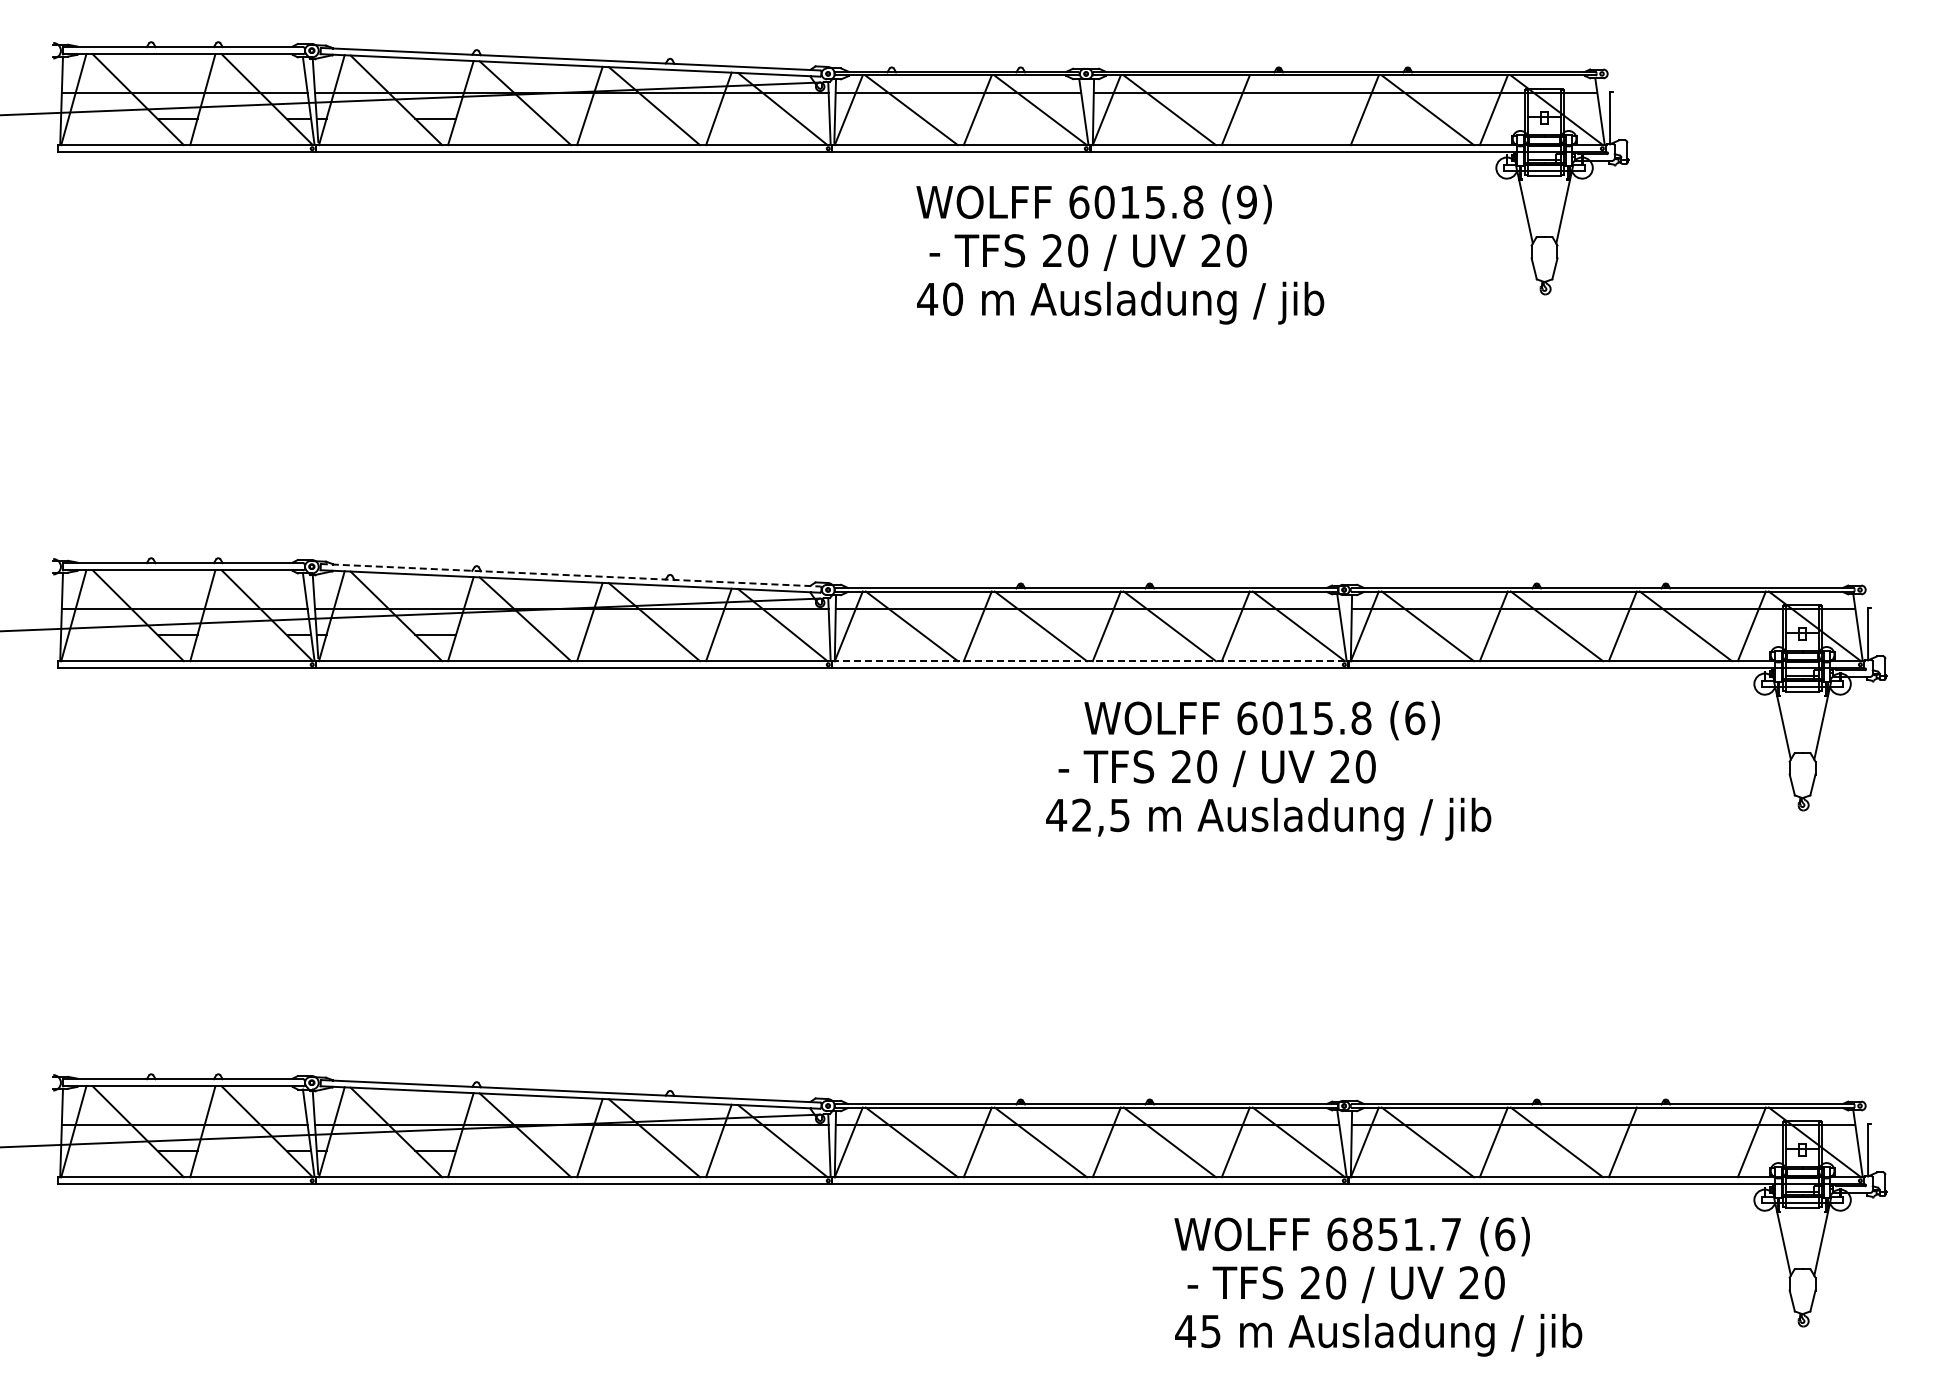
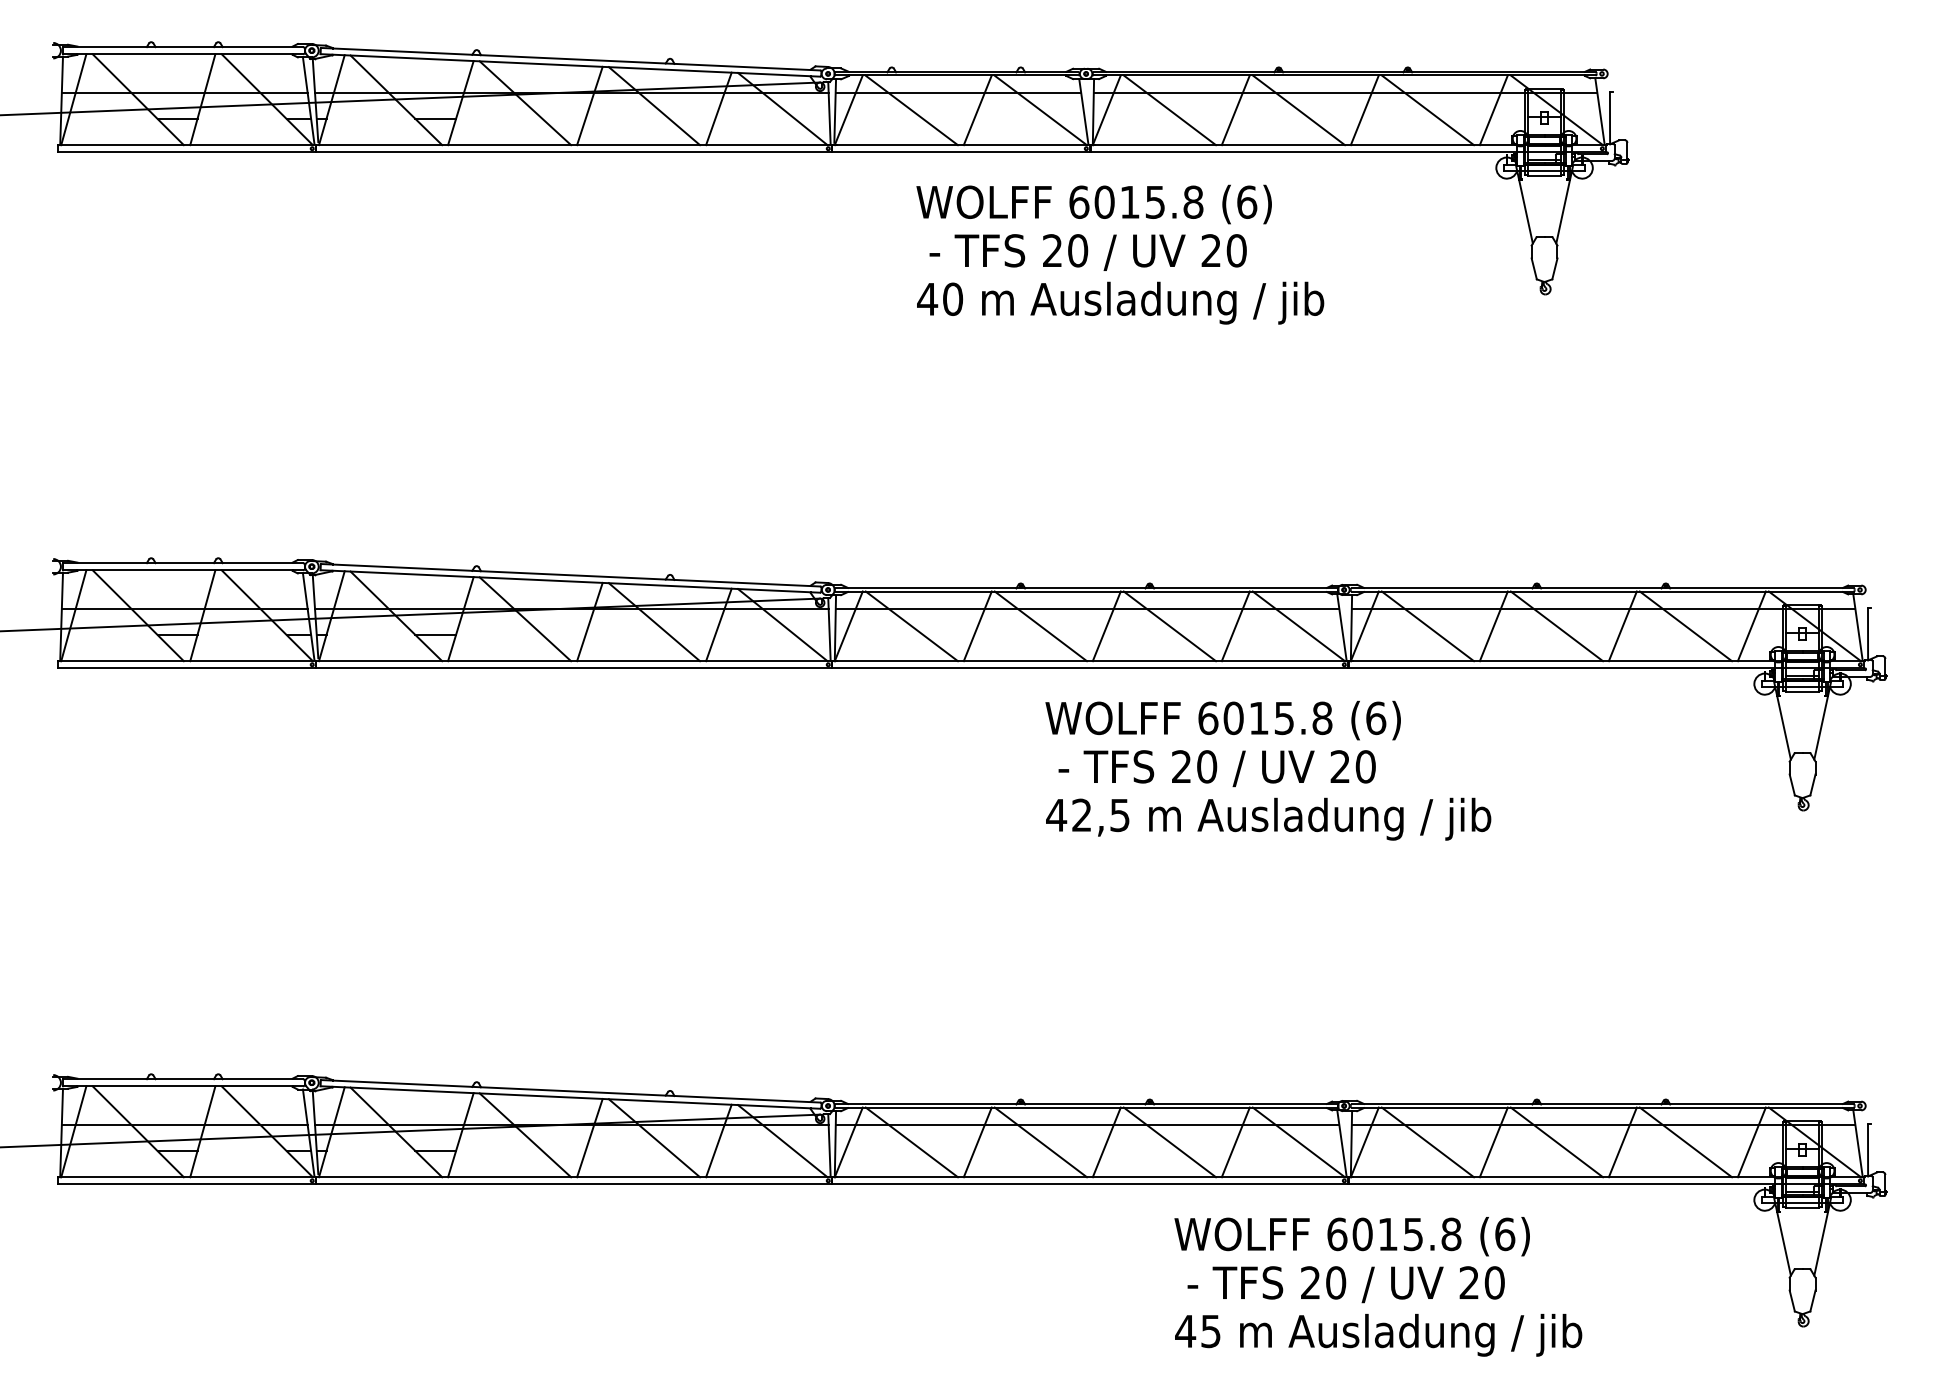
line: none -> present (1298, 110)
text: (9) -> (6) (1247, 201)
line: dashed -> solid (570, 575)
line: dashed -> solid (1090, 661)
text position: (1261, 720) -> (1222, 720) (1222, 720)
line: none -> present (1685, 1142)
text: 6851.7 -> 6015.8 (1406, 1234)
